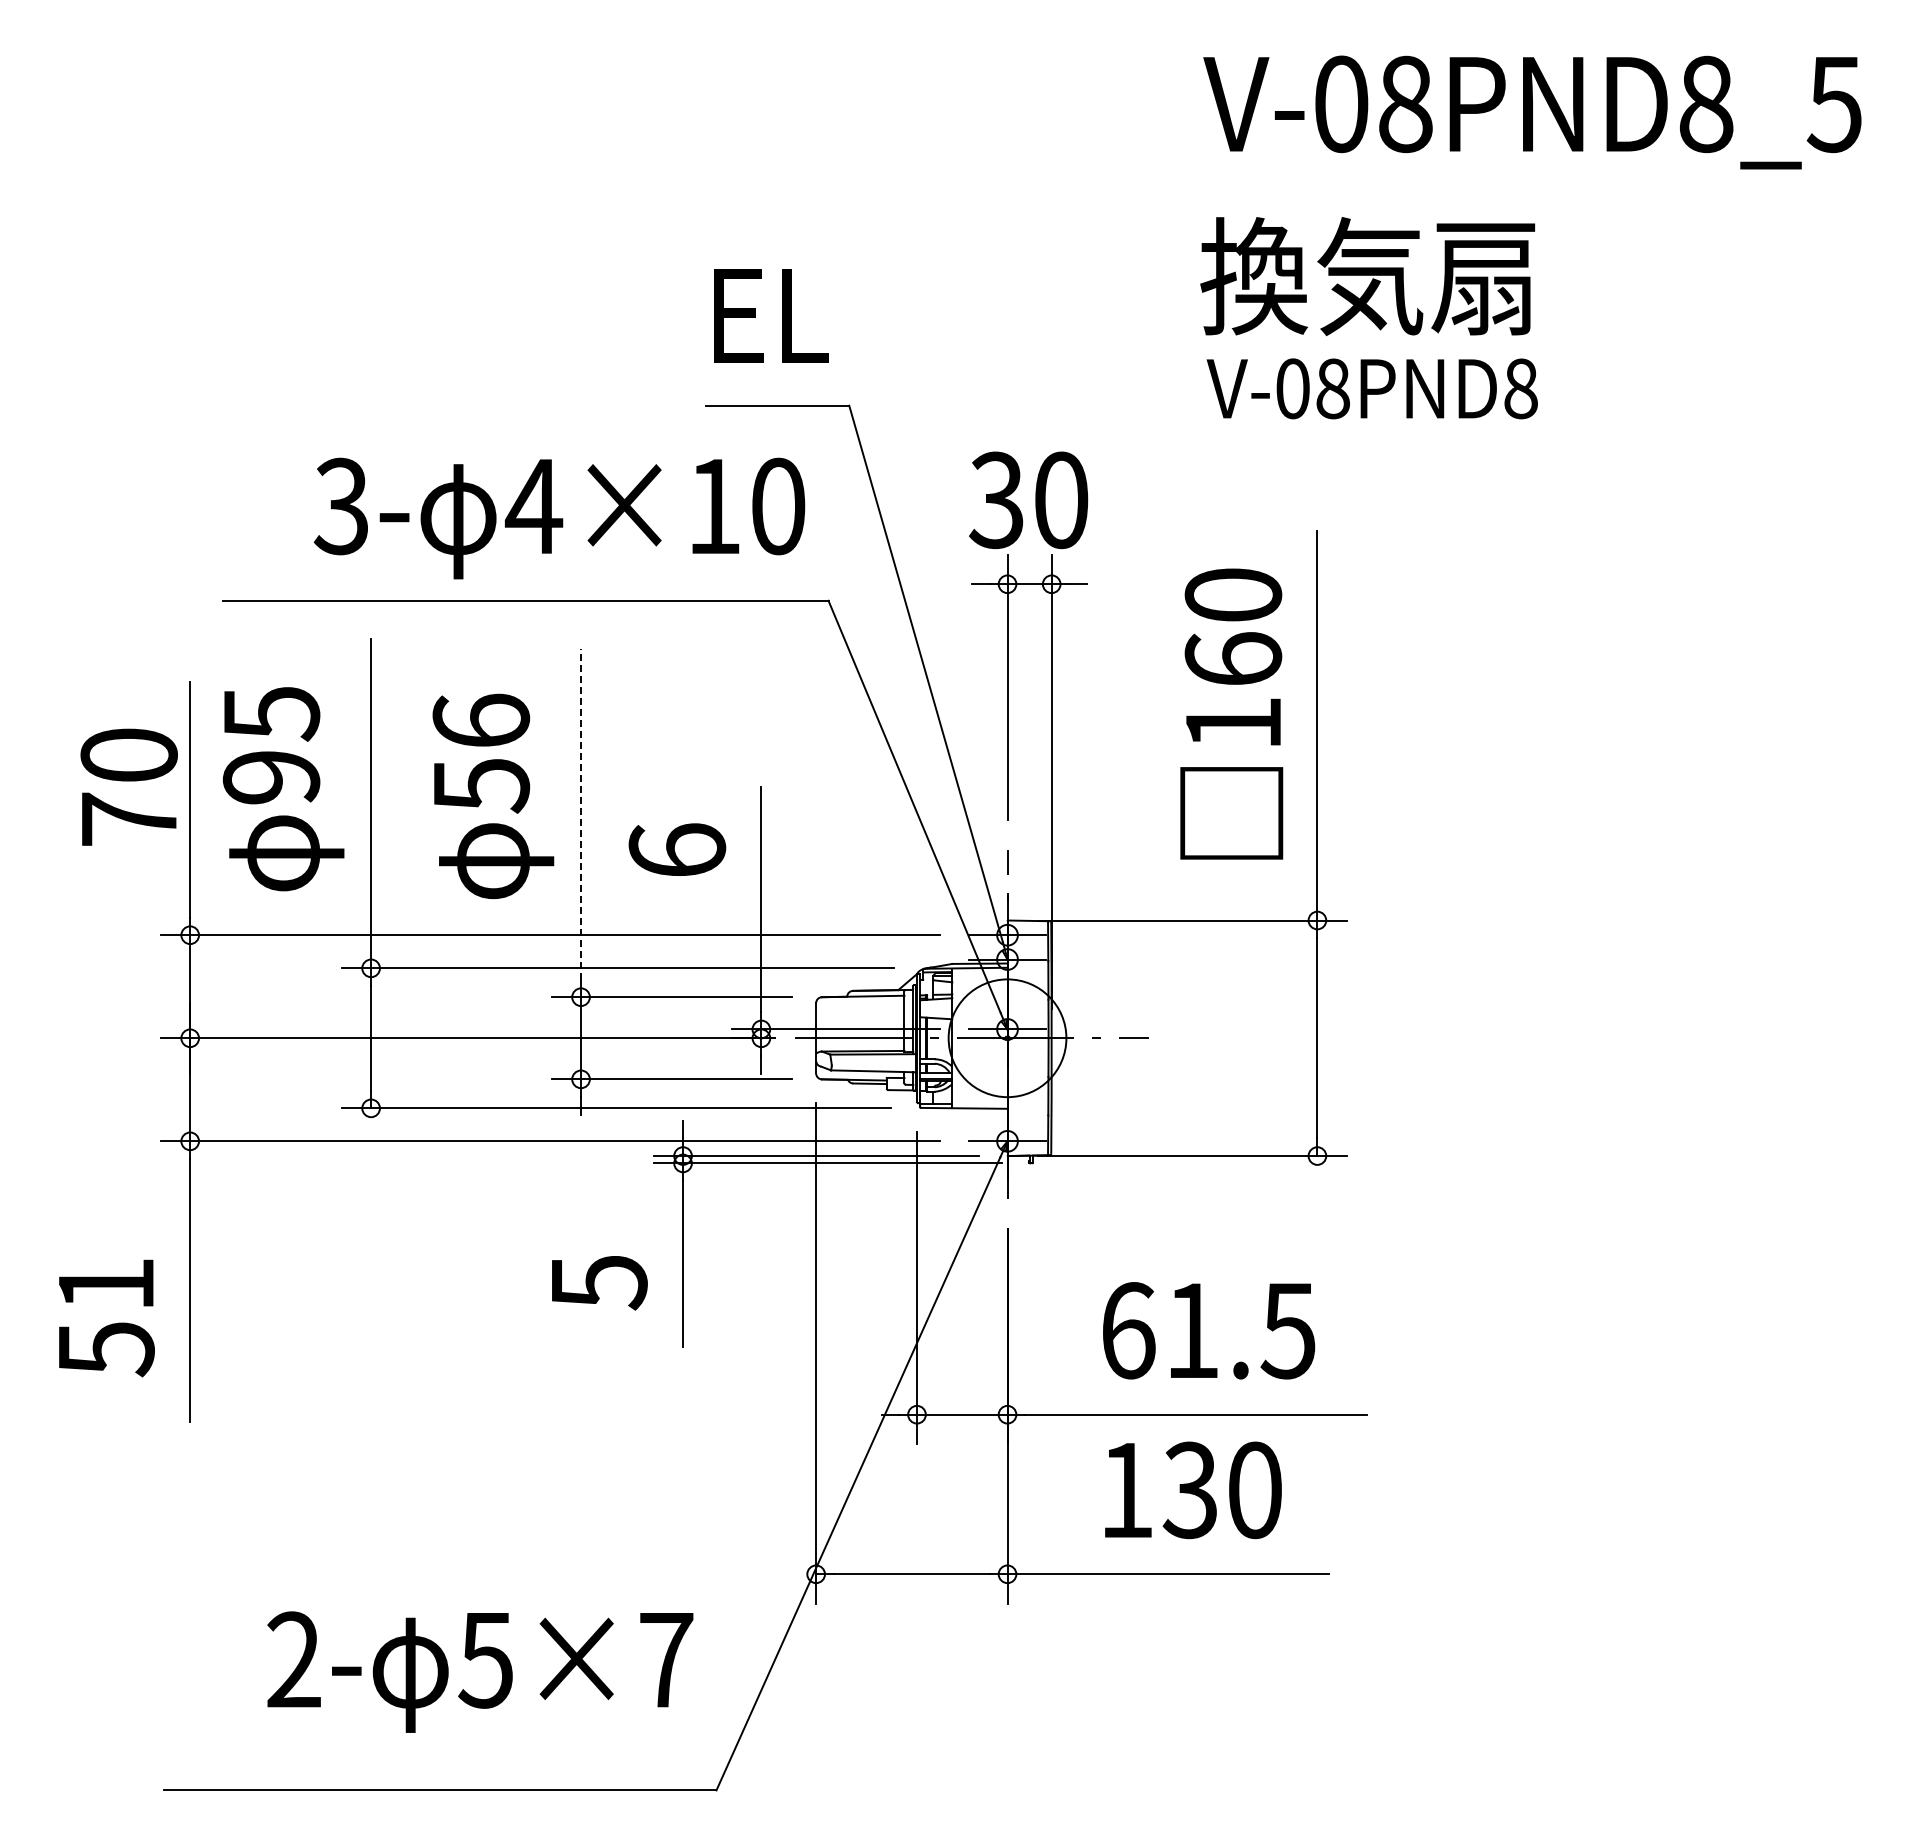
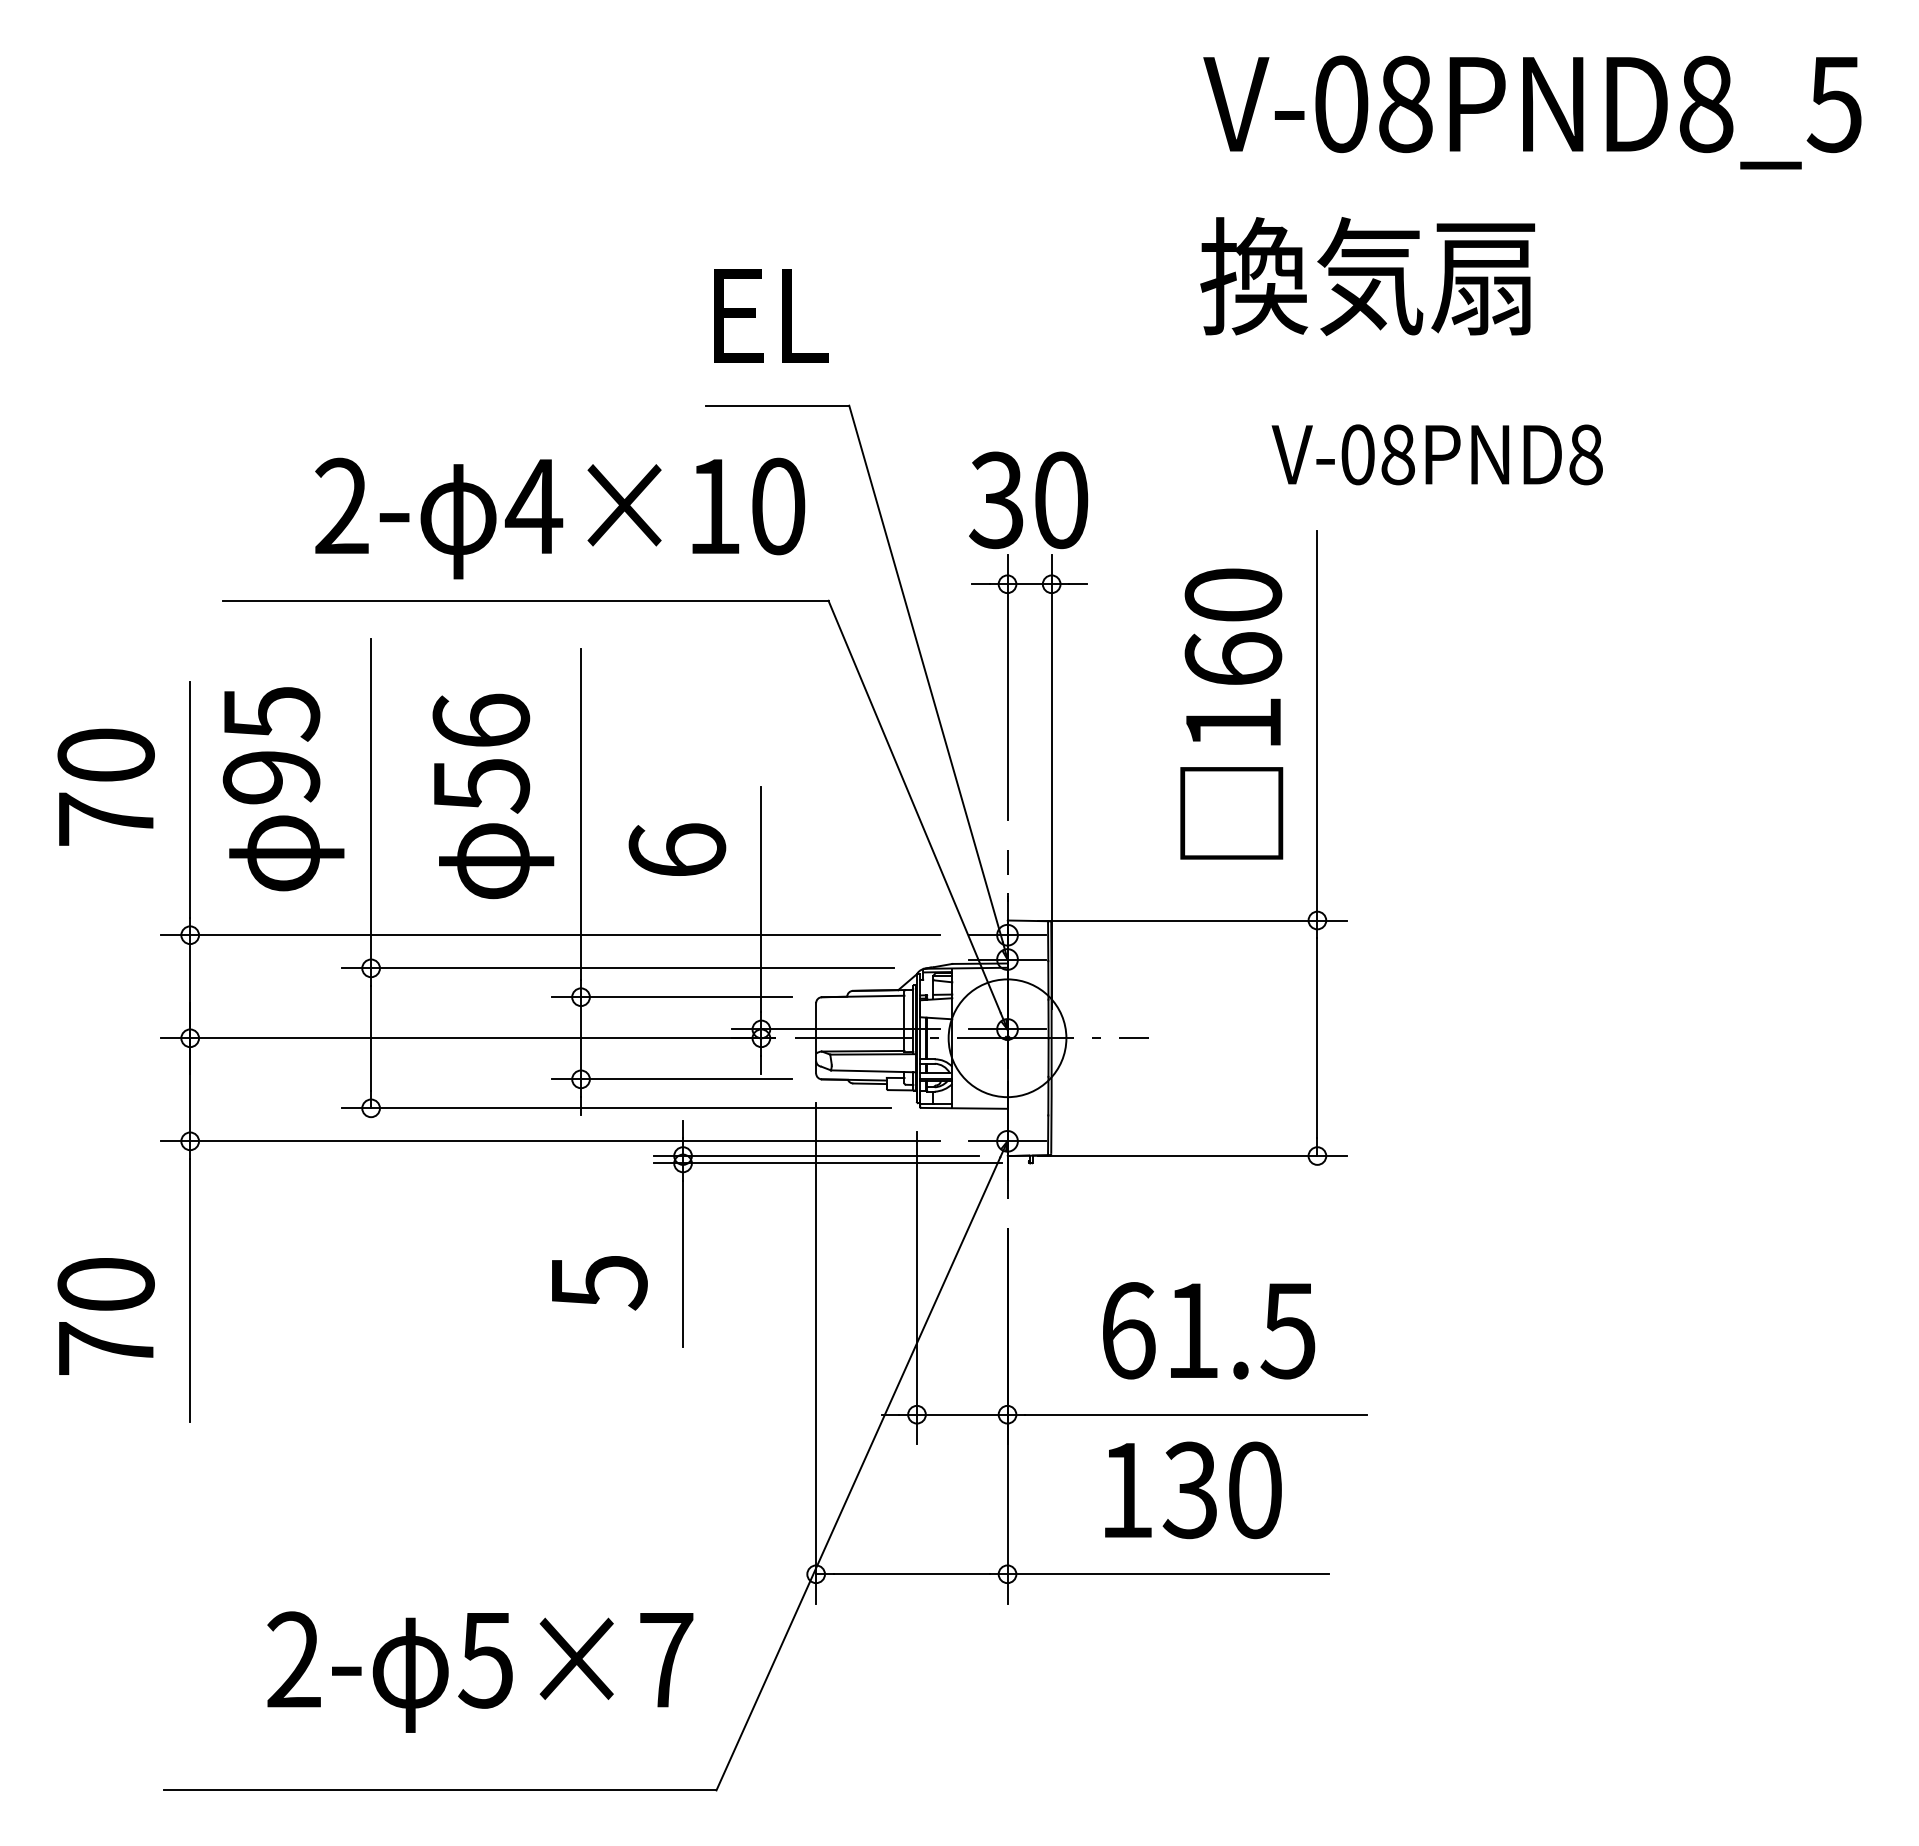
text position: (1371, 388) -> (1436, 454) (1436, 454)
text: 3- -> 2- (340, 506)
text position: (128, 786) -> (105, 786) (105, 786)
line: dashed -> solid (581, 813)
text: 51 -> 70 (105, 1317)
